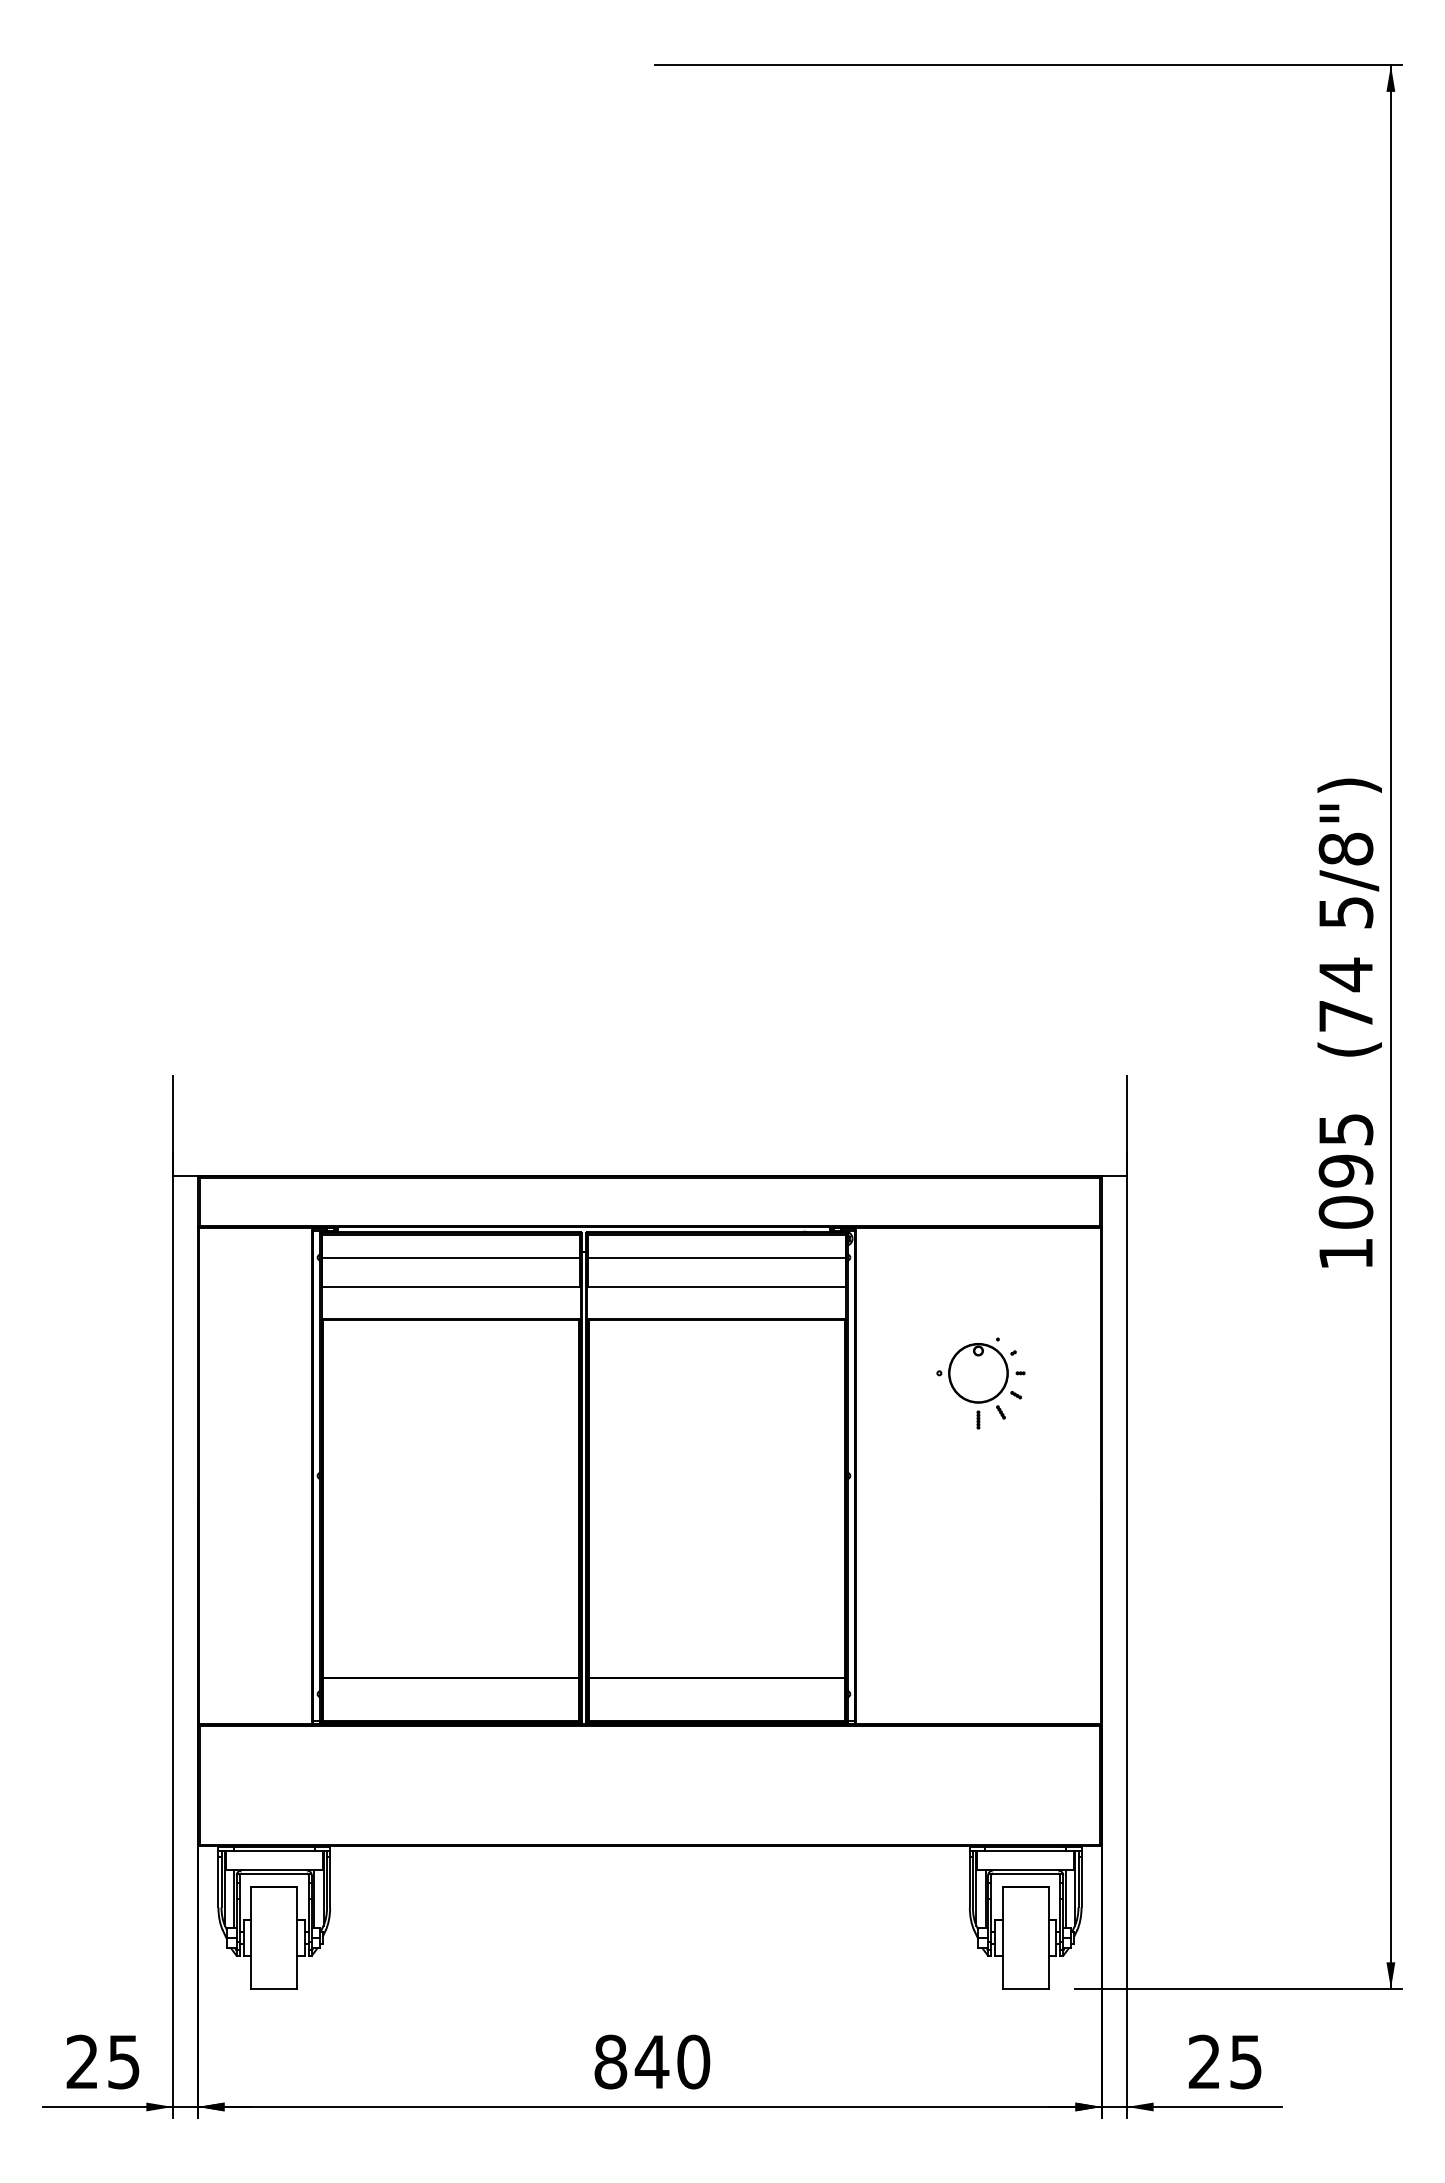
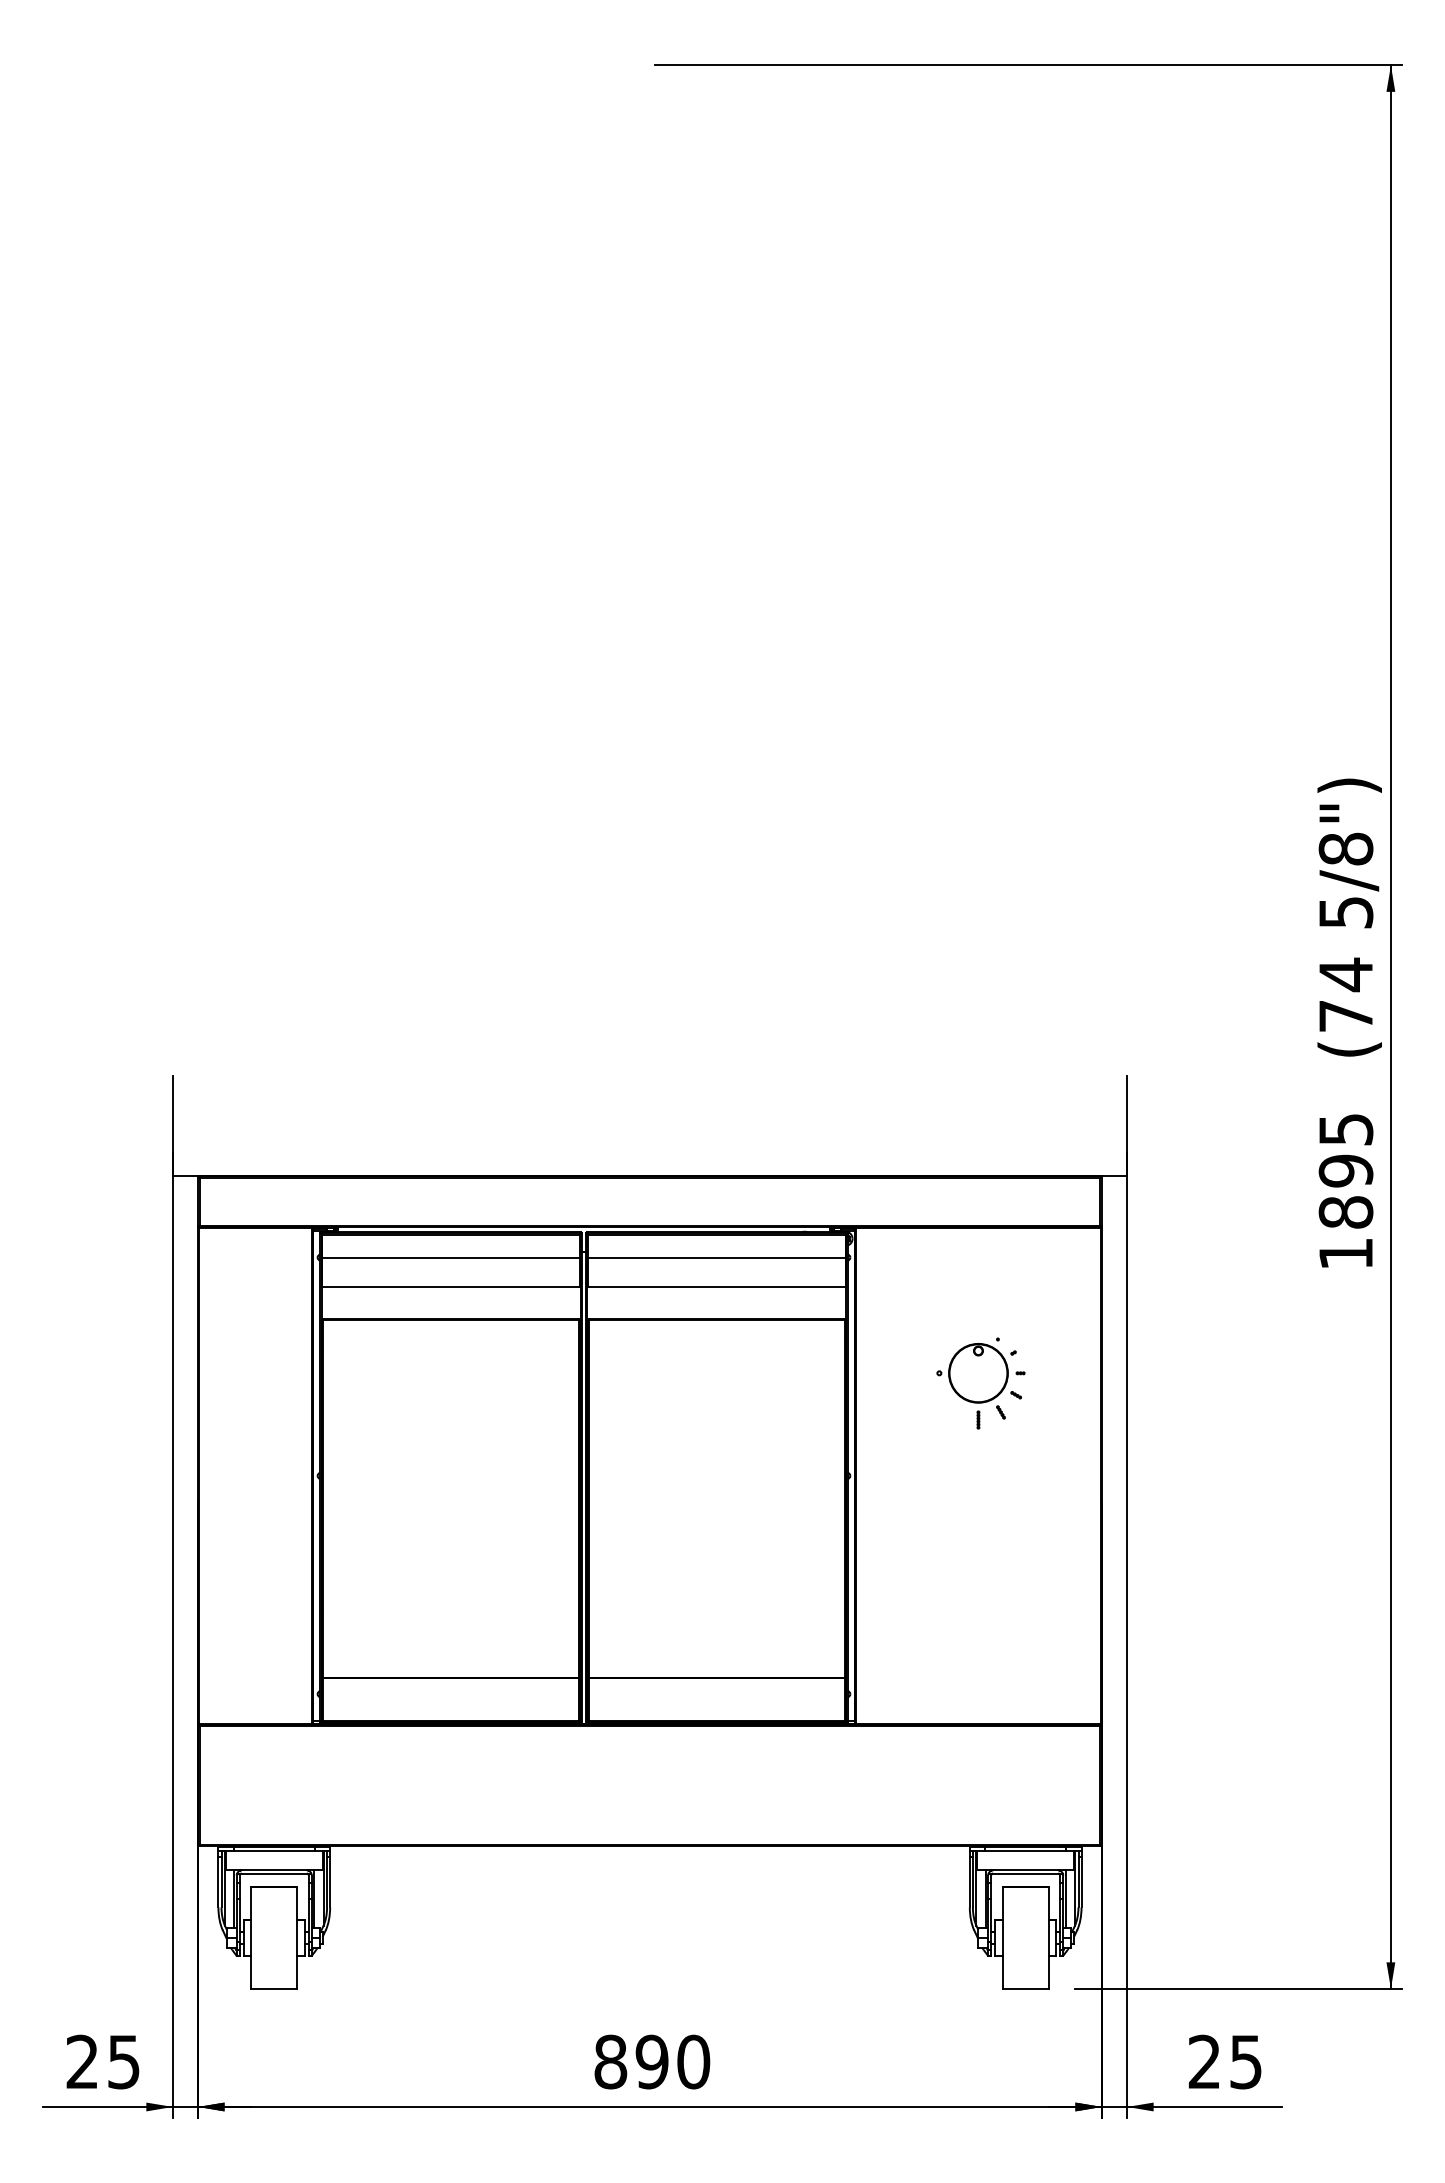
text: 1095 -> 1895 (1346, 1212)
text: 840 -> 890 (651, 2061)
